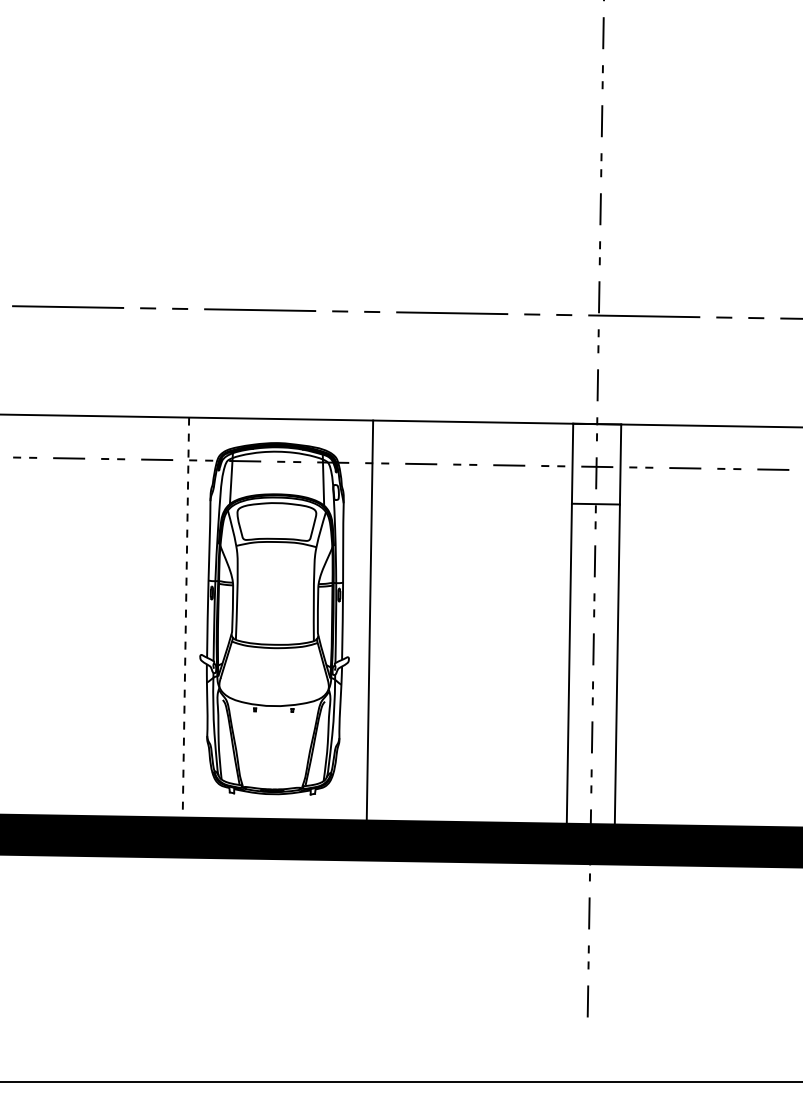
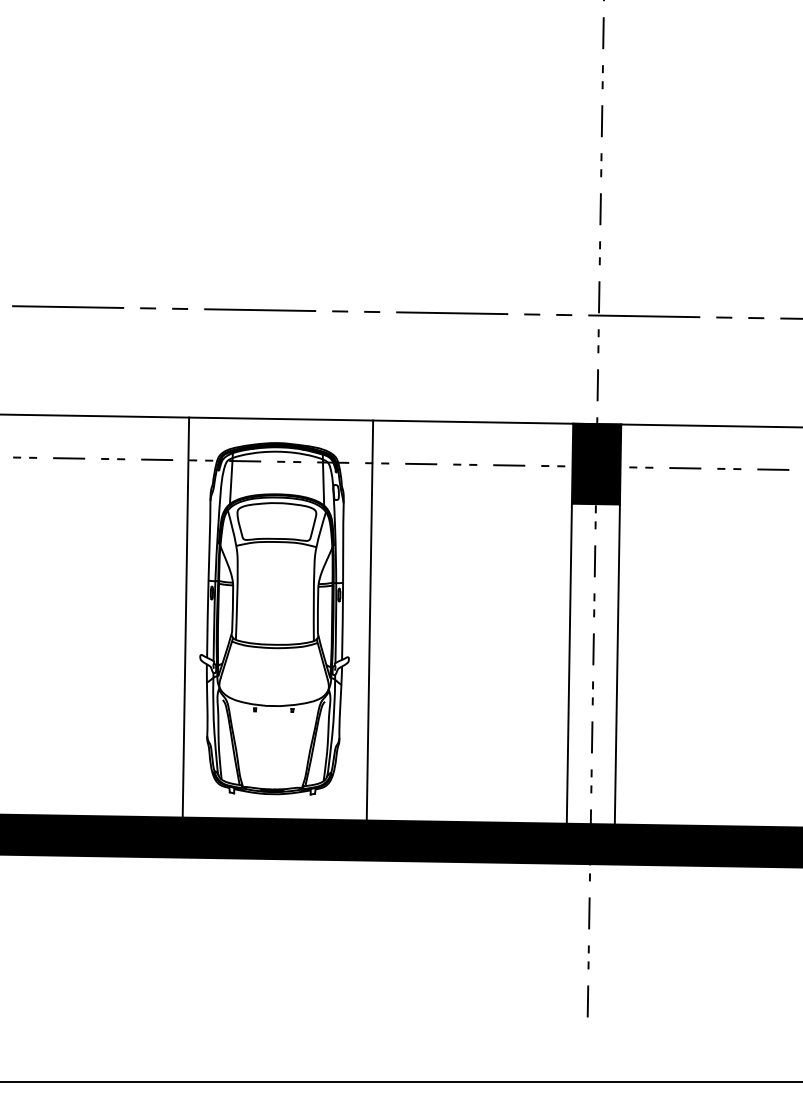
fill: none -> present (596, 463)
line: dashed -> solid (185, 618)
